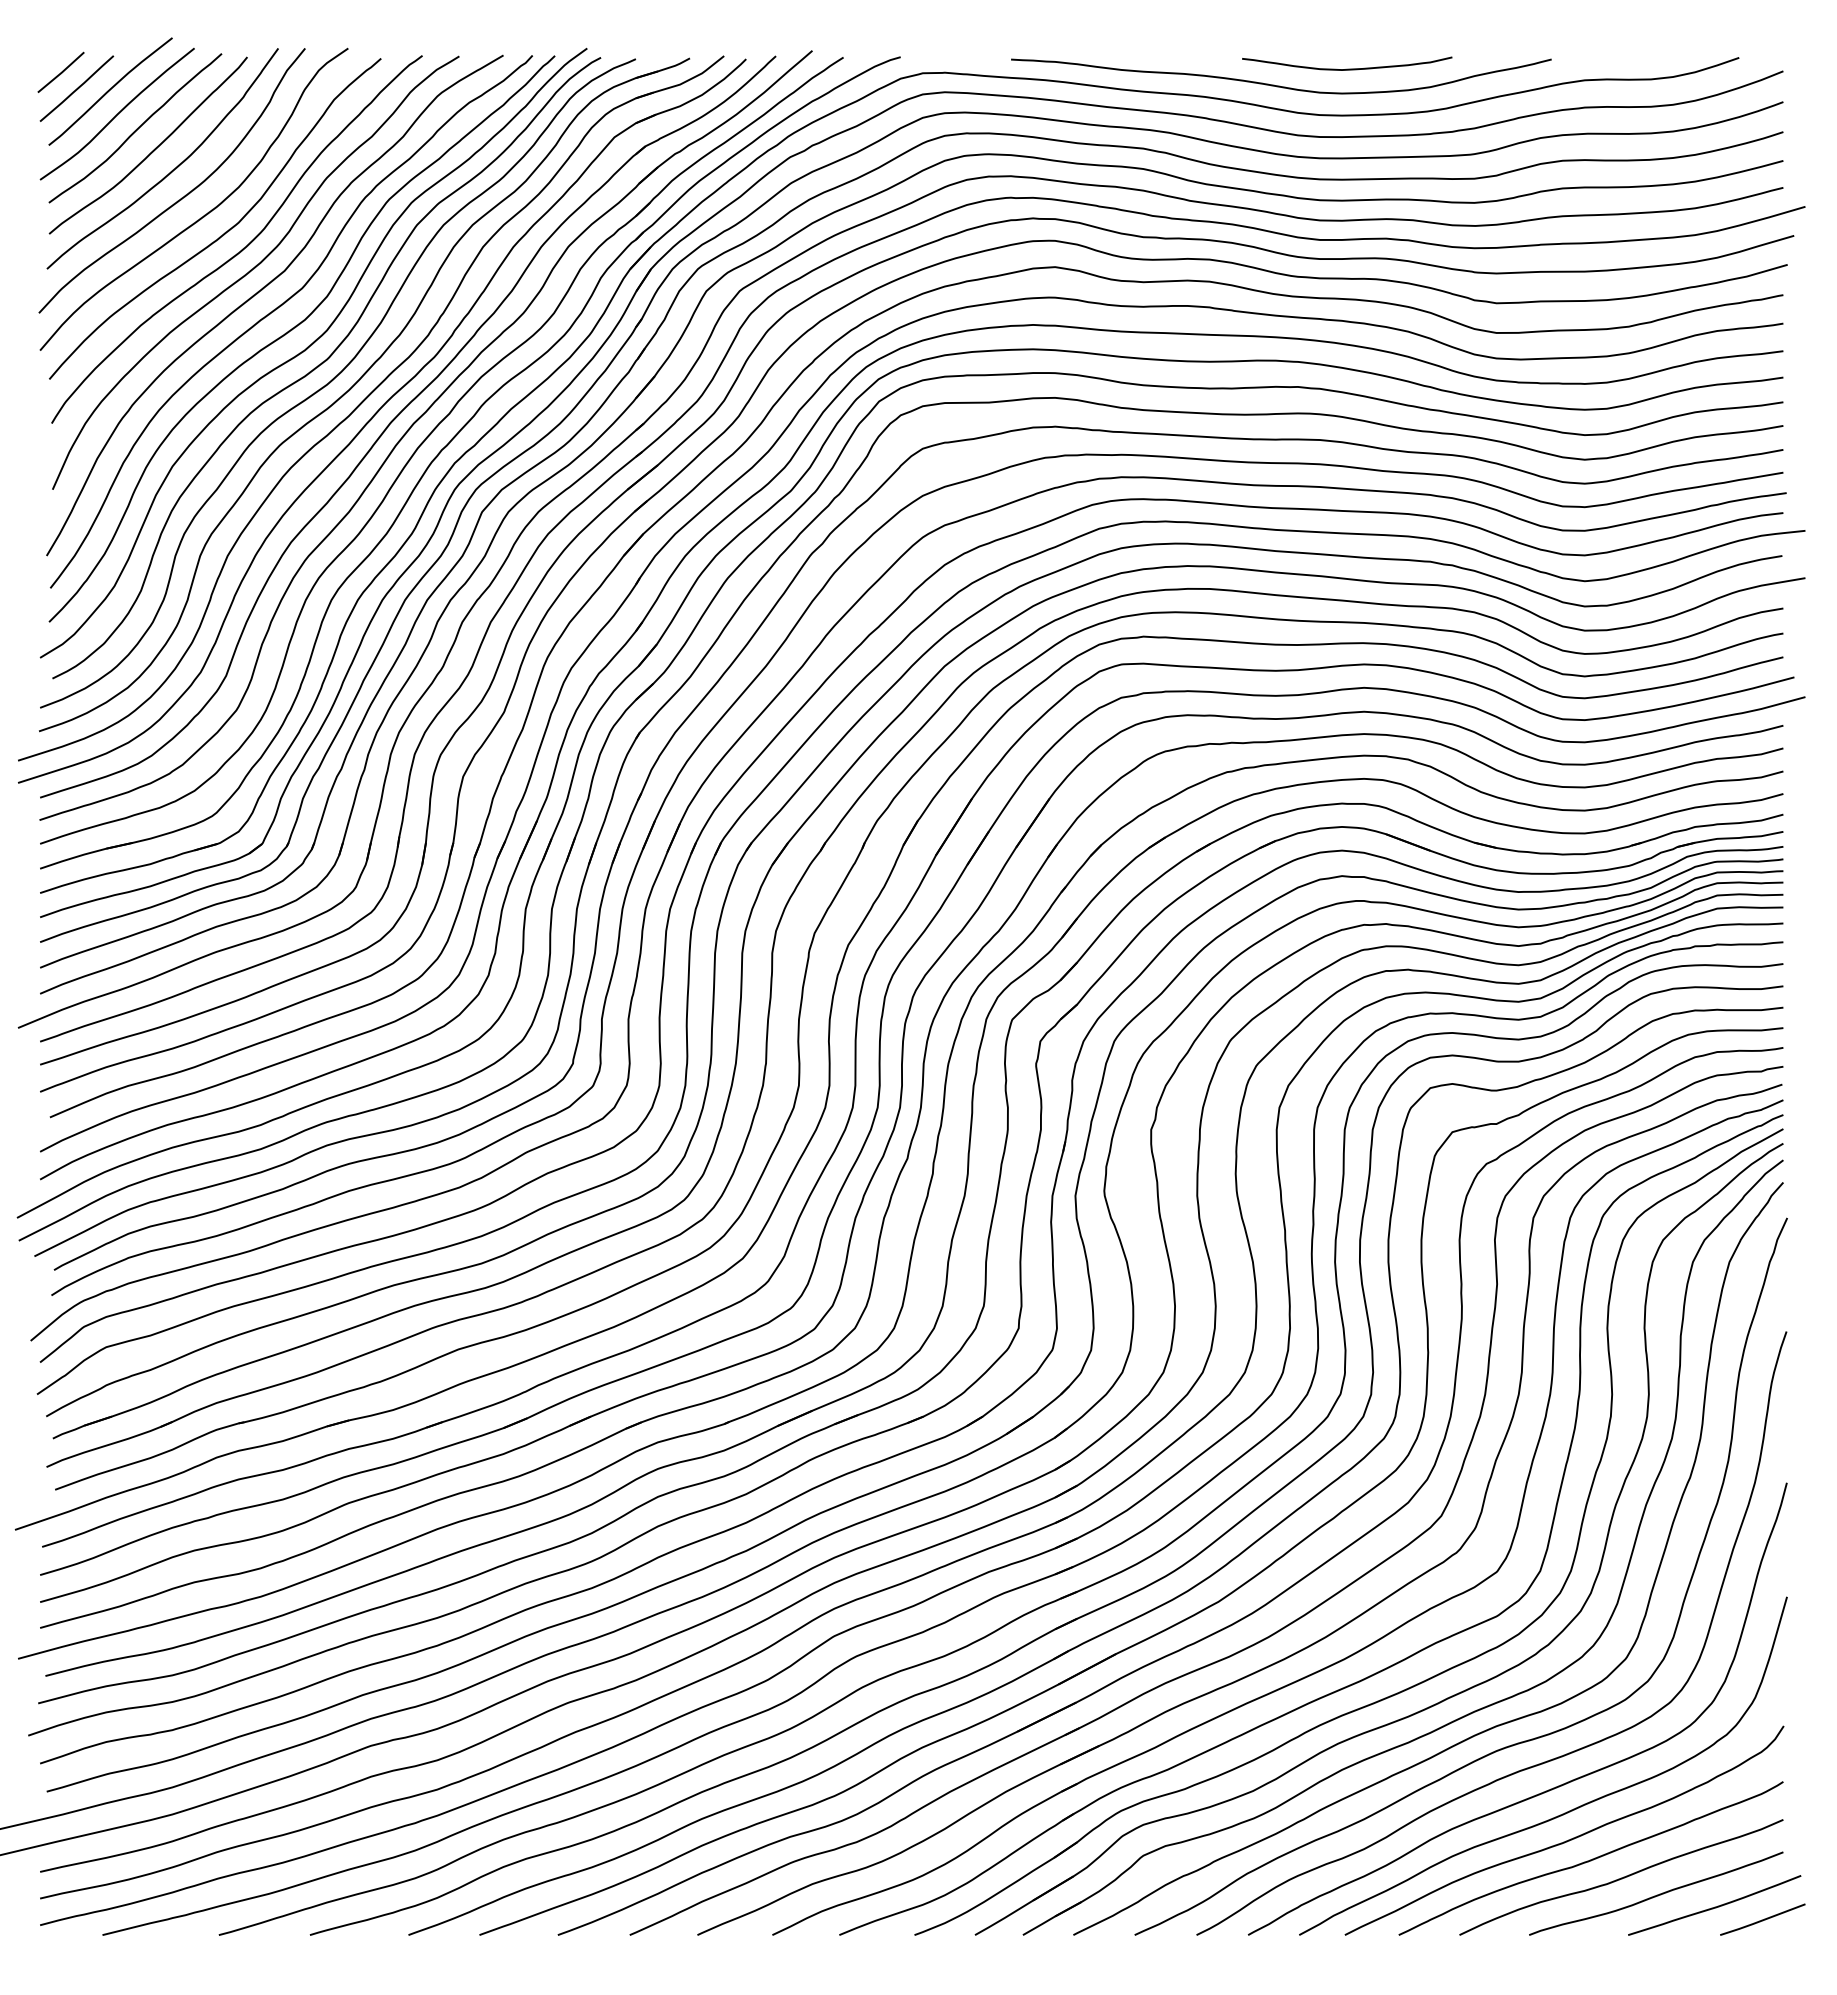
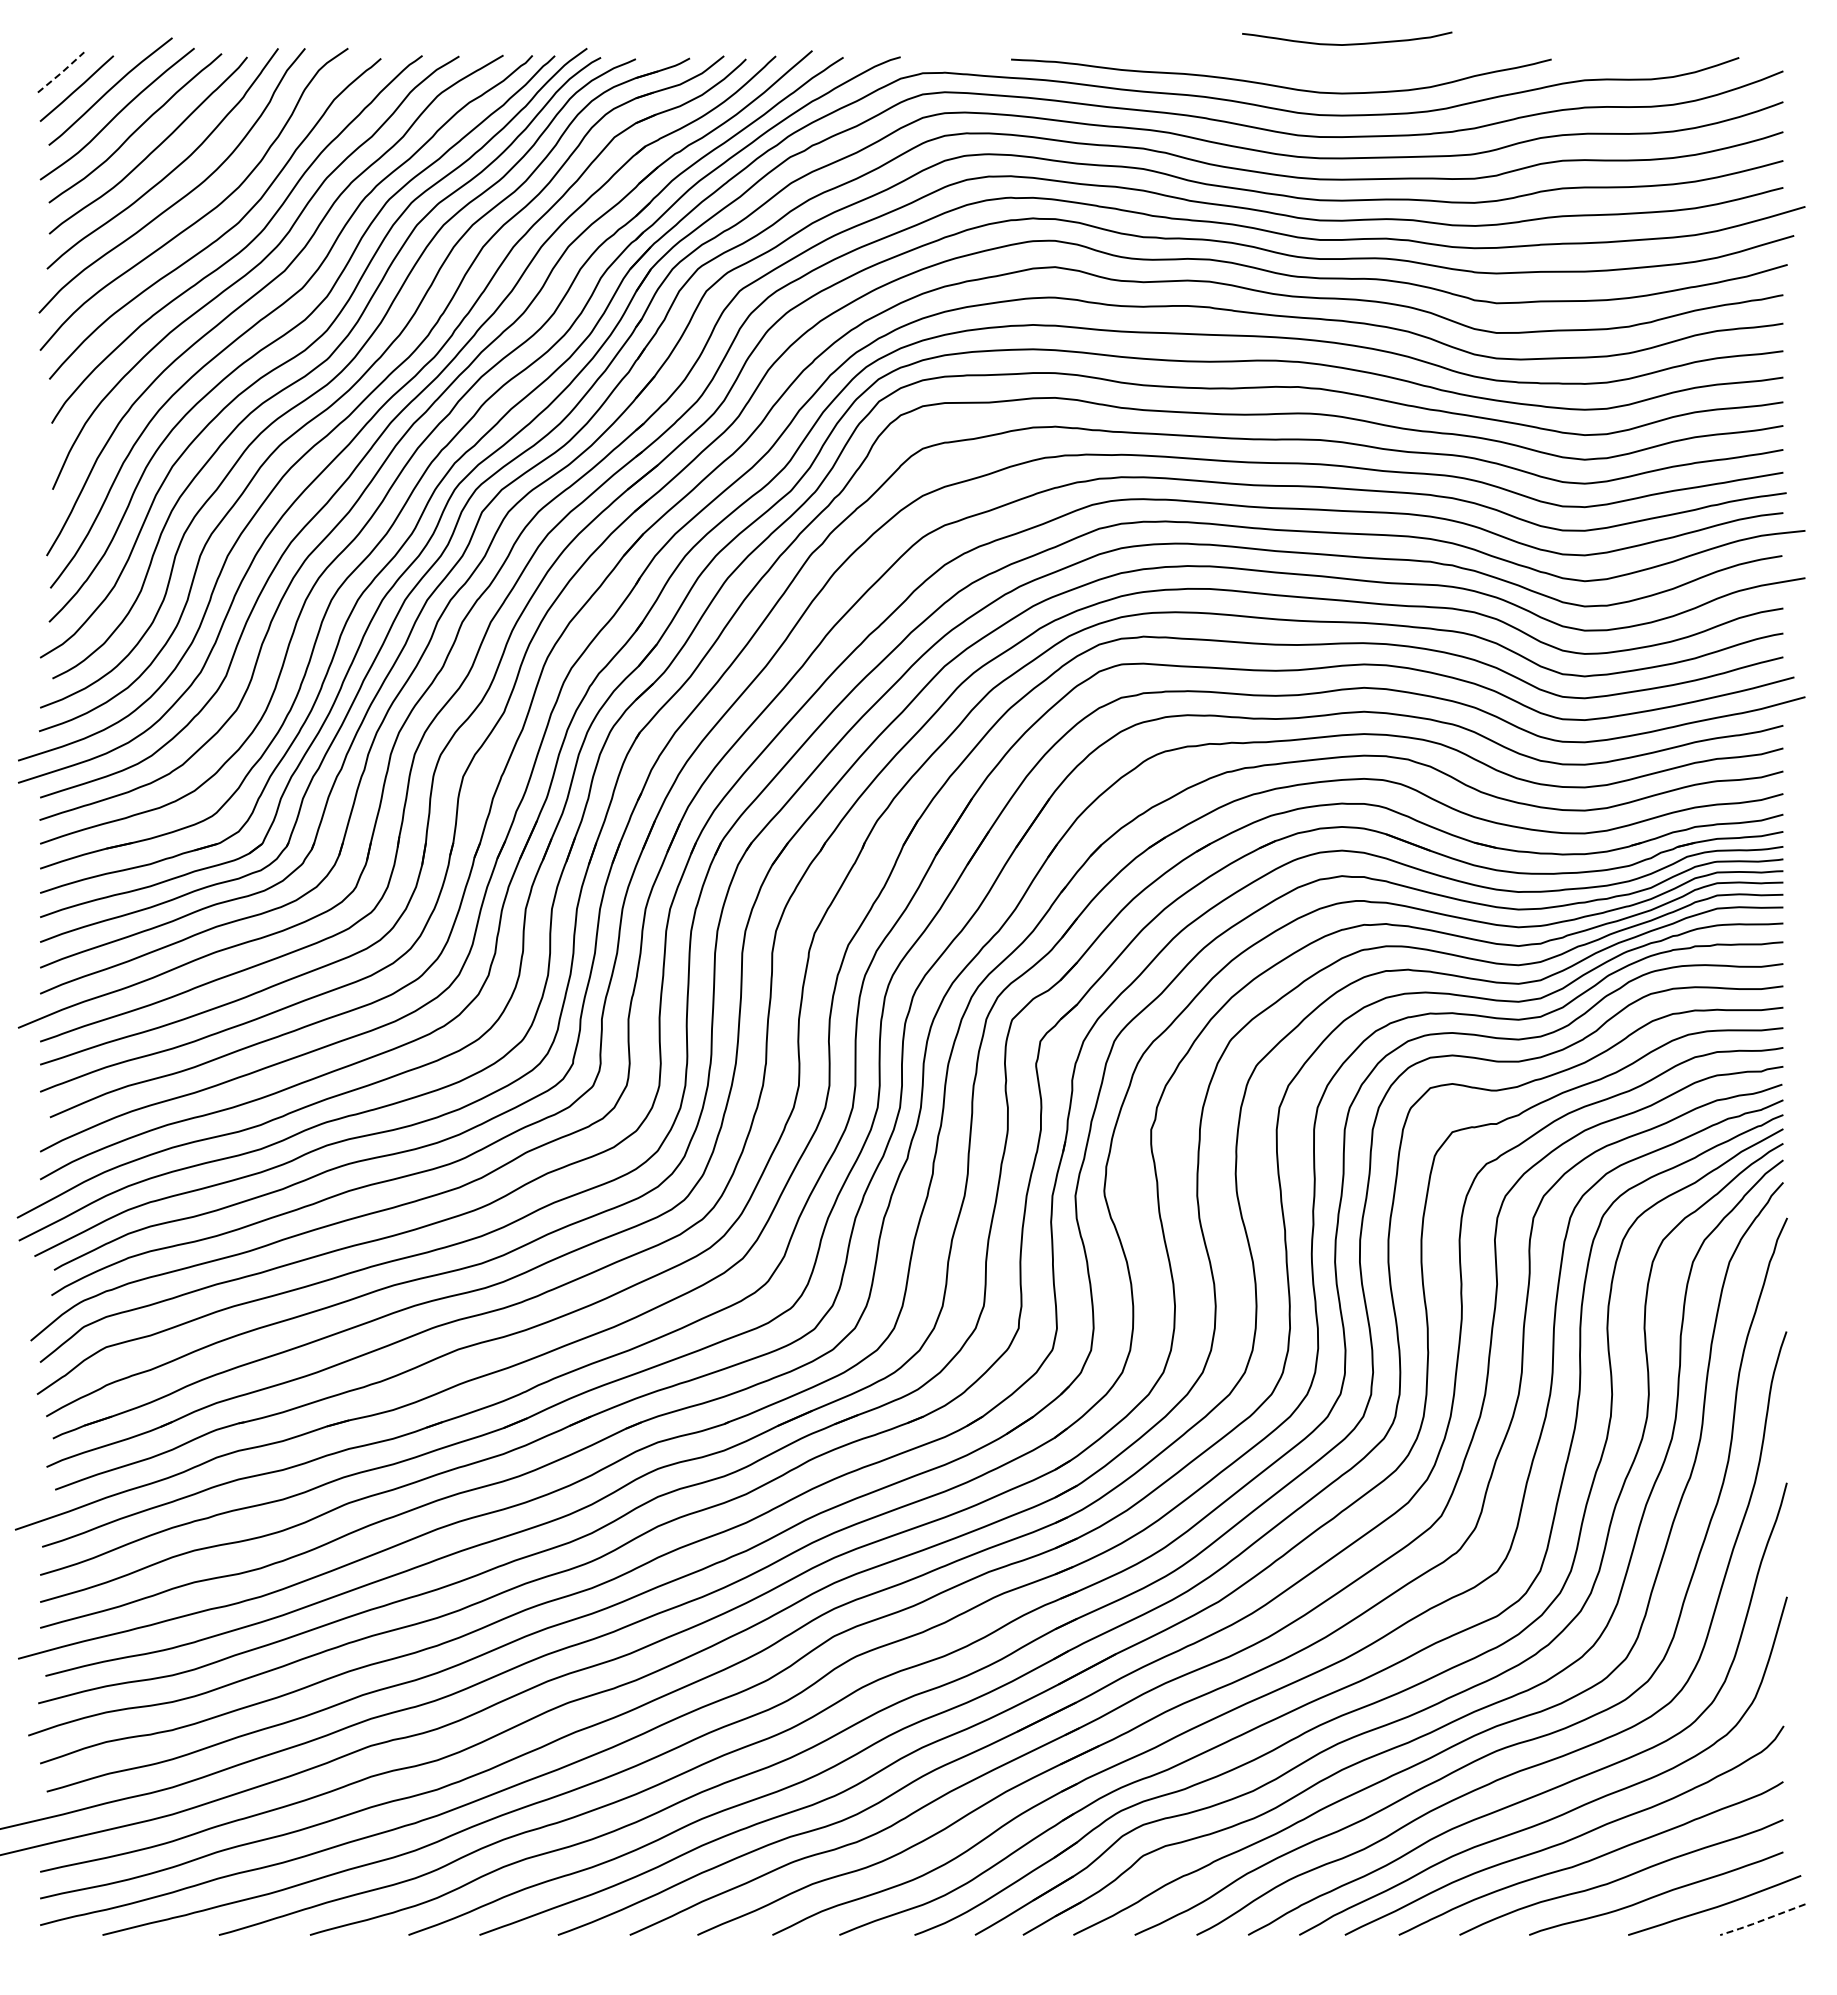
curve position: (1347, 68) -> (1347, 43) (1347, 43)
line: solid -> dashed (62, 72)
line: solid -> dashed (1761, 1920)
